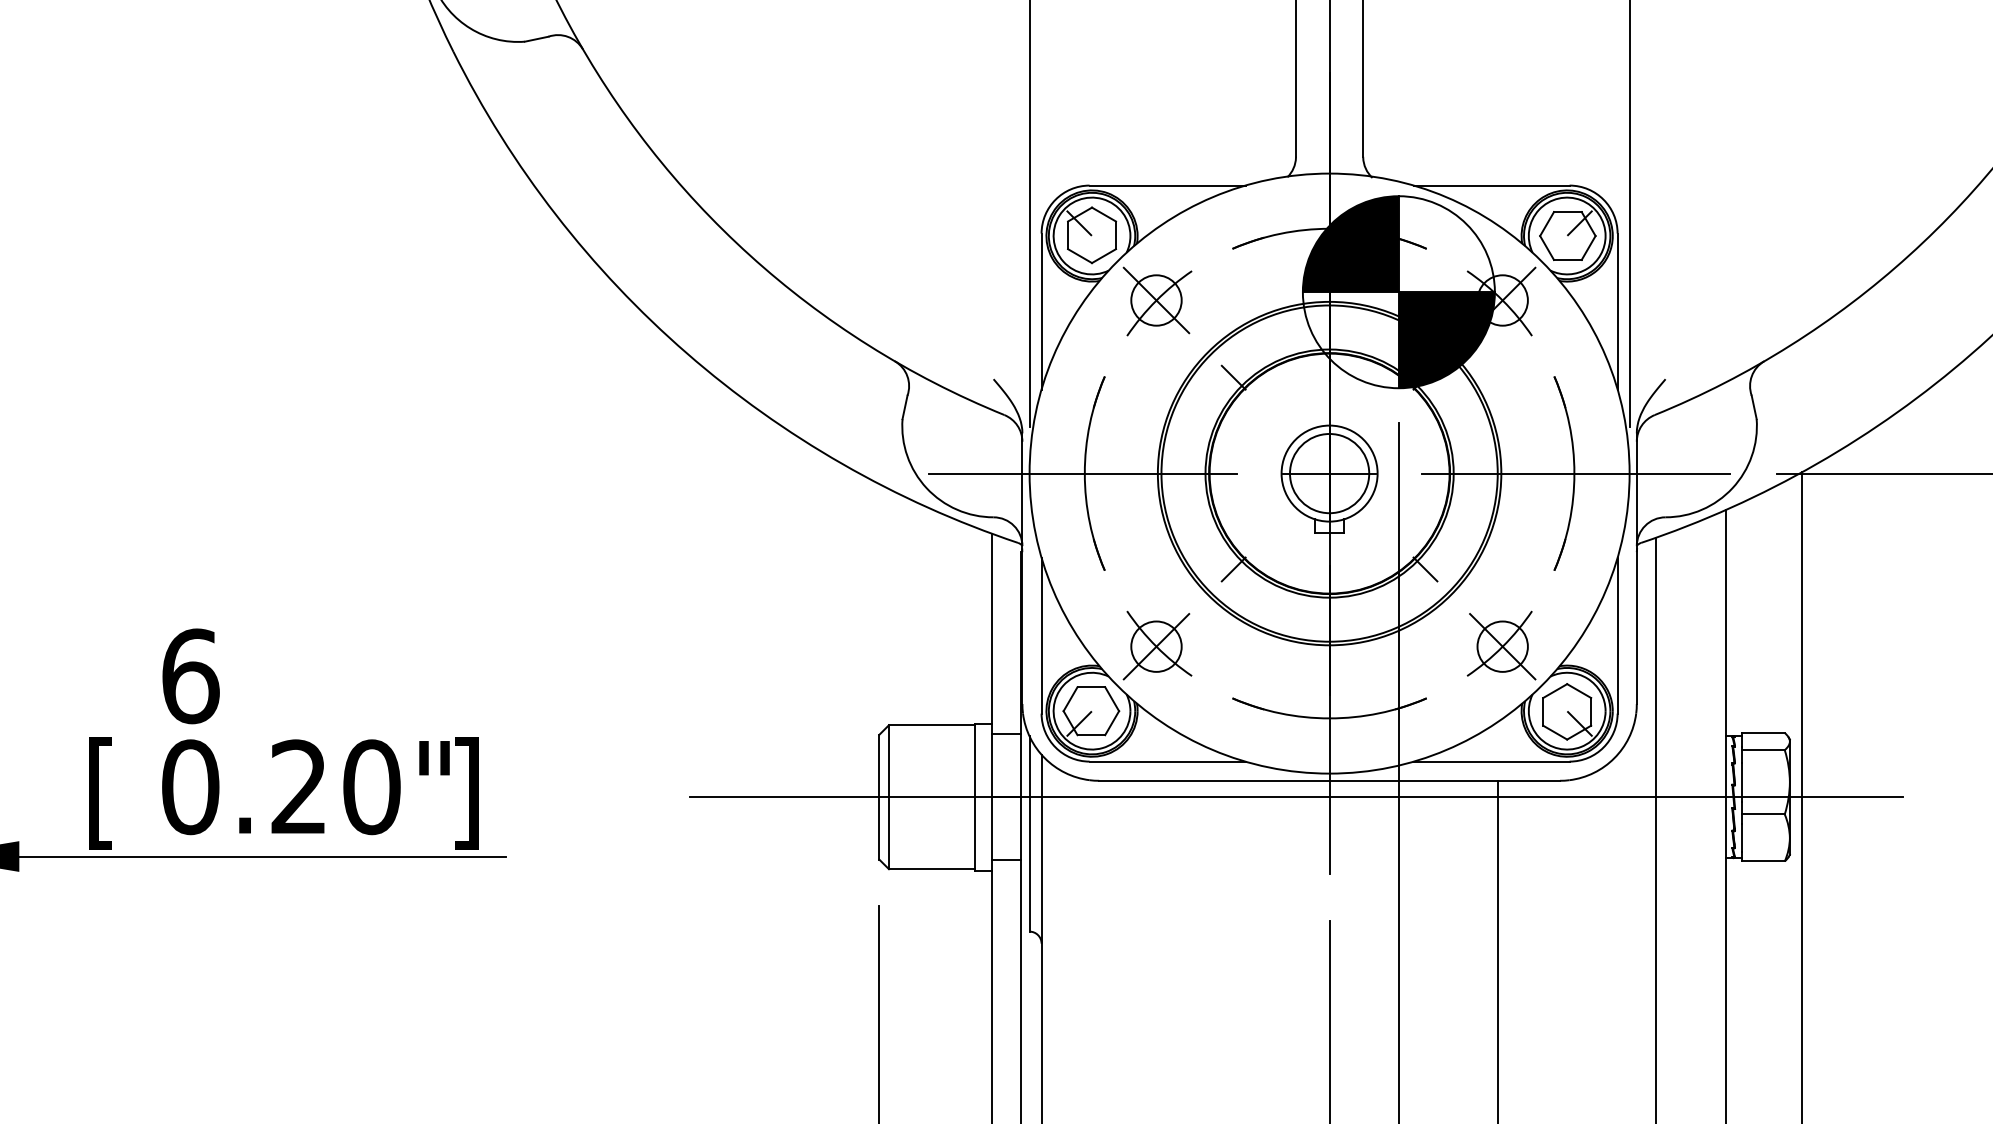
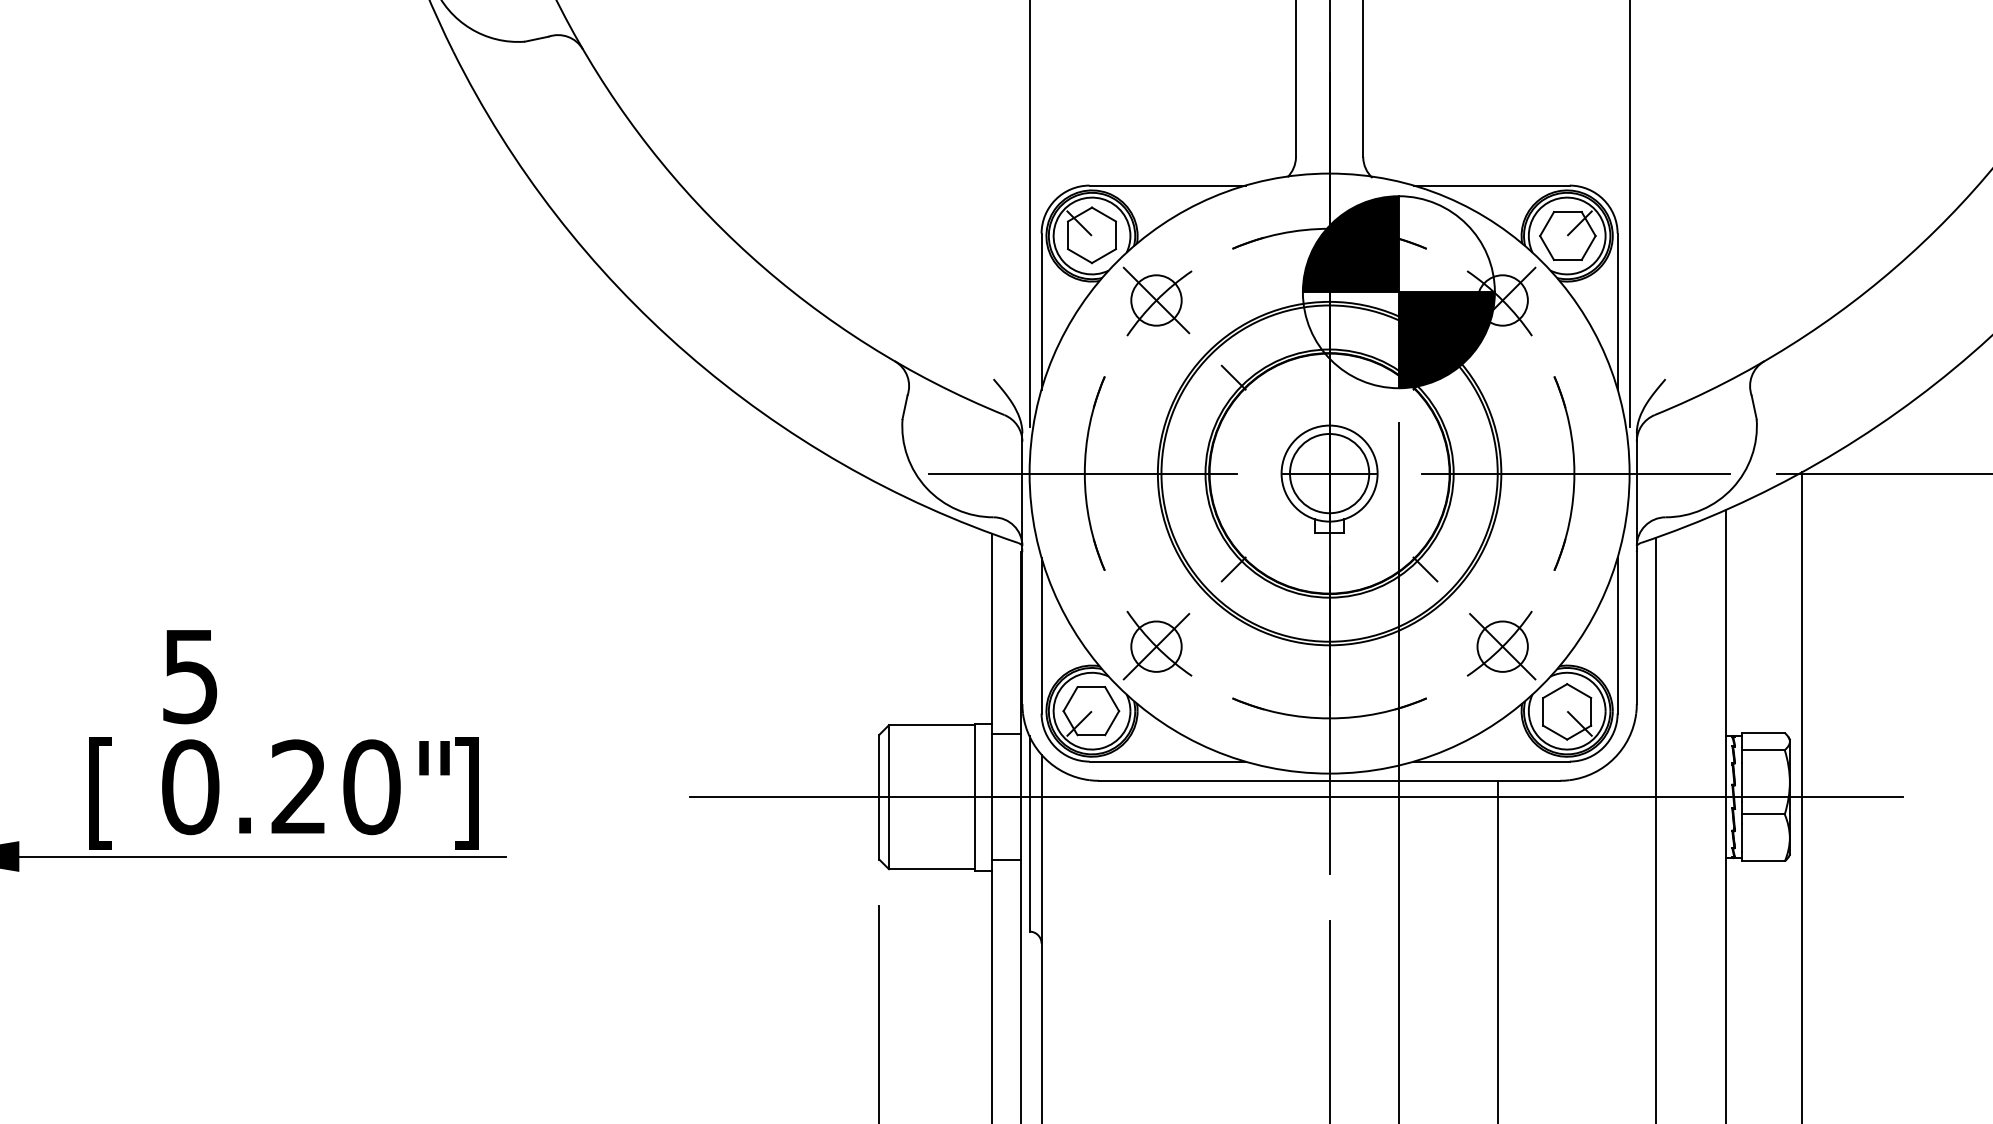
text: 6 -> 5 (190, 676)
